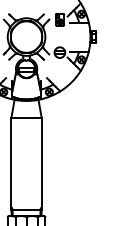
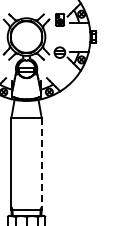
line: solid -> dashed (41, 162)
